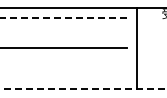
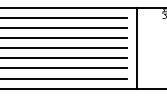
line: dashed -> solid (63, 17)
line: none -> present (64, 27)
line: none -> present (64, 38)
line: none -> present (64, 58)
line: none -> present (64, 68)
line: none -> present (64, 78)
line: dashed -> solid (83, 88)
